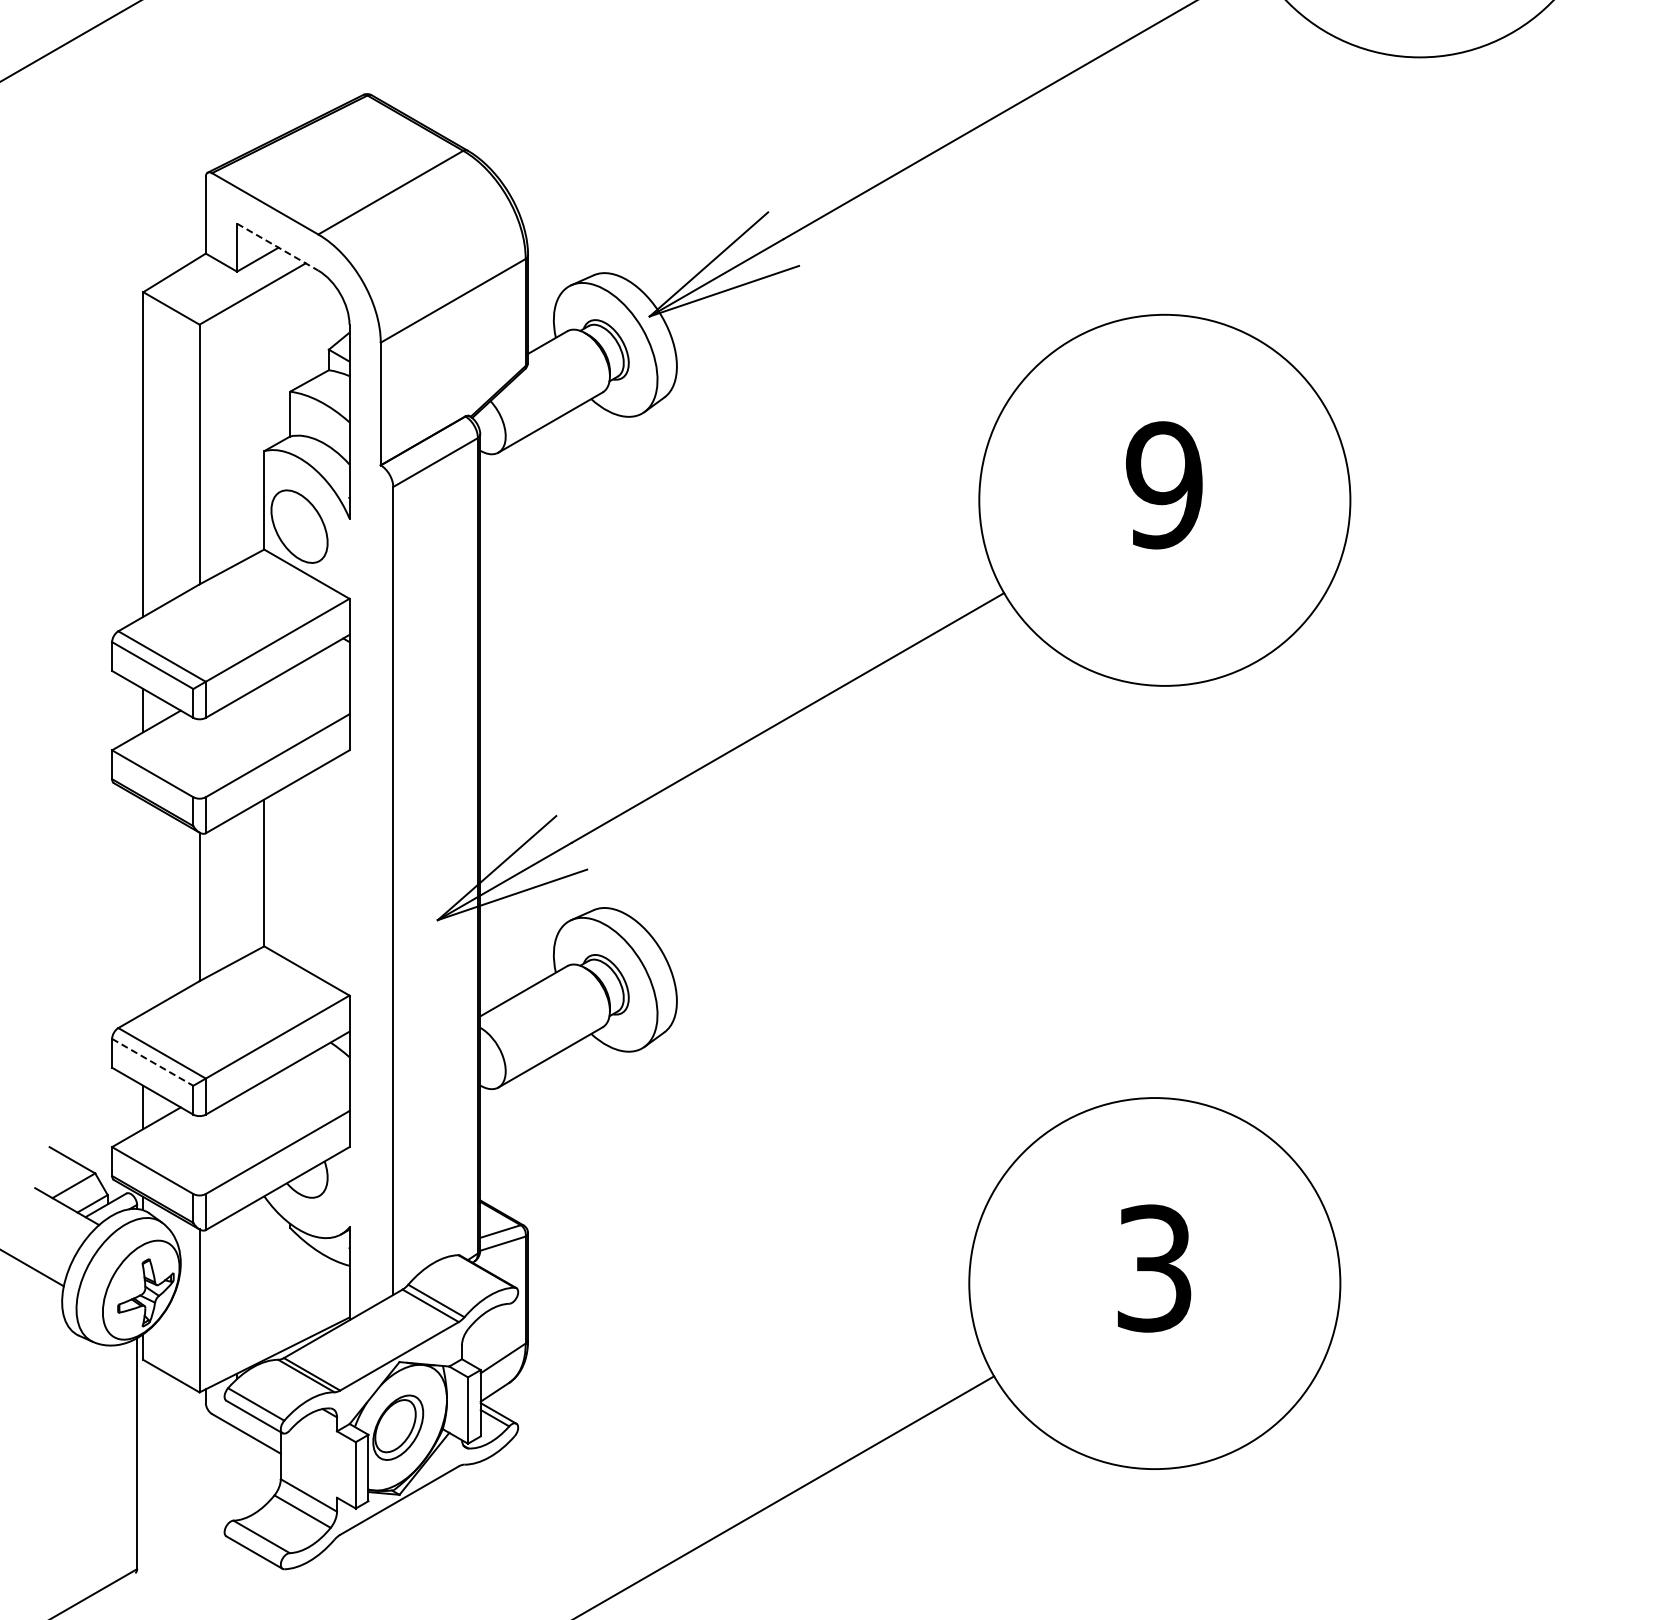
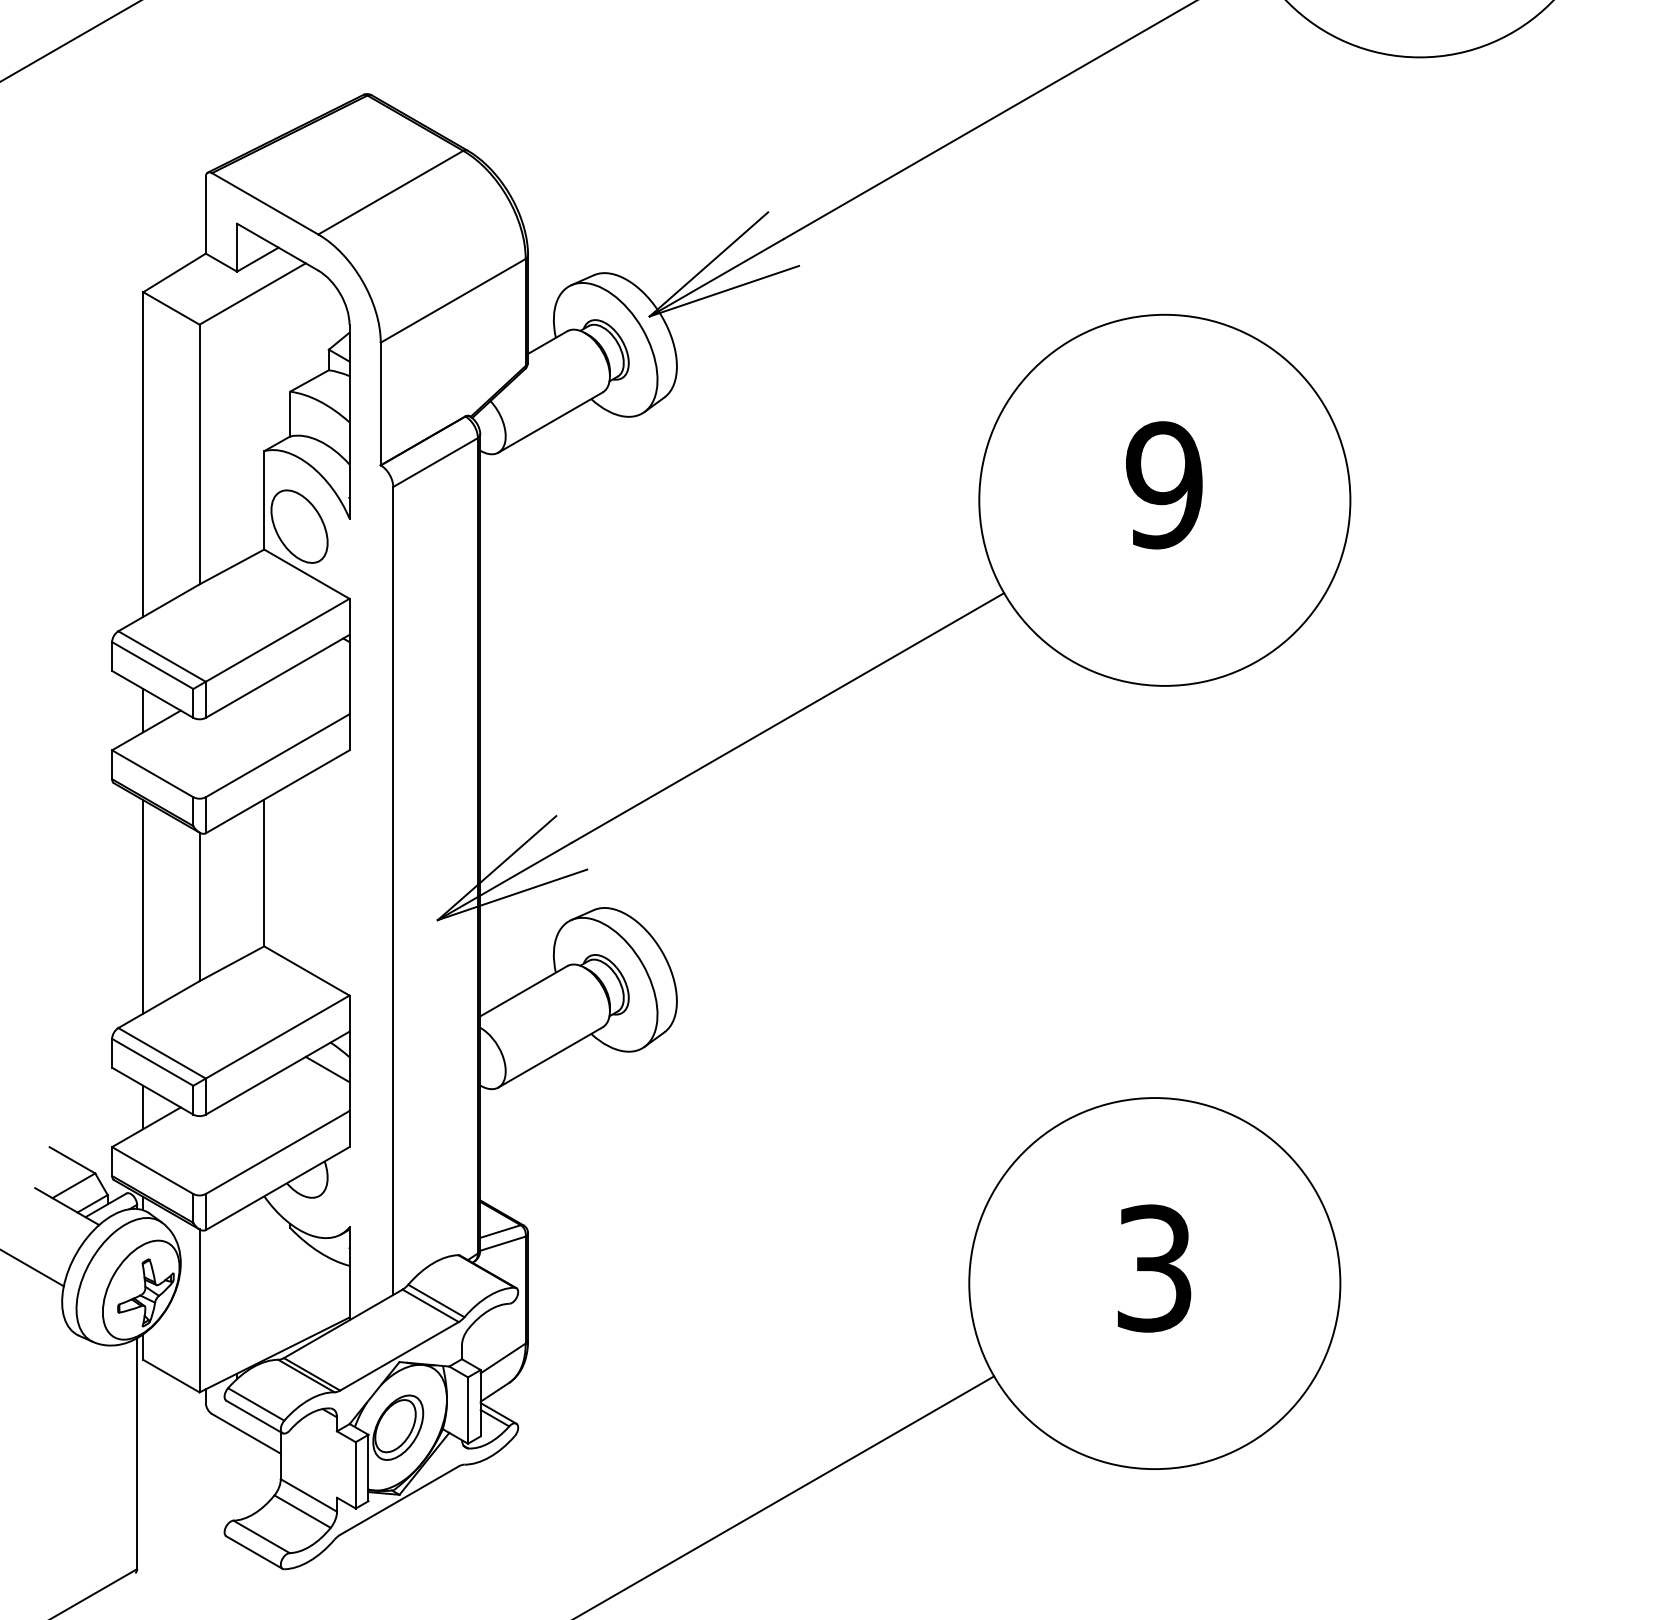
line: dashed -> solid (277, 247)
line: none -> present (143, 906)
line: dashed -> solid (152, 1062)
line: none -> present (327, 1069)
